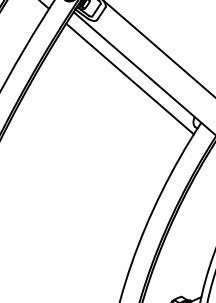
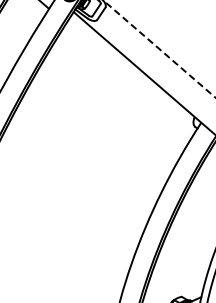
line: solid -> dashed (159, 48)
line: present -> none (129, 78)
